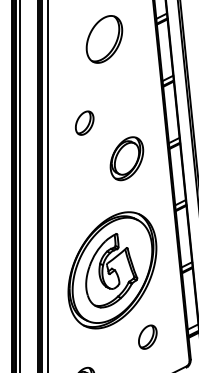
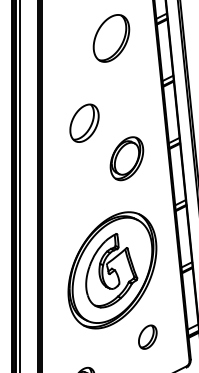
part position: (104, 39) -> (111, 38) (111, 38)
part size: 20x26 px -> 31x40 px (84, 122)
line: present -> none (47, 185)
